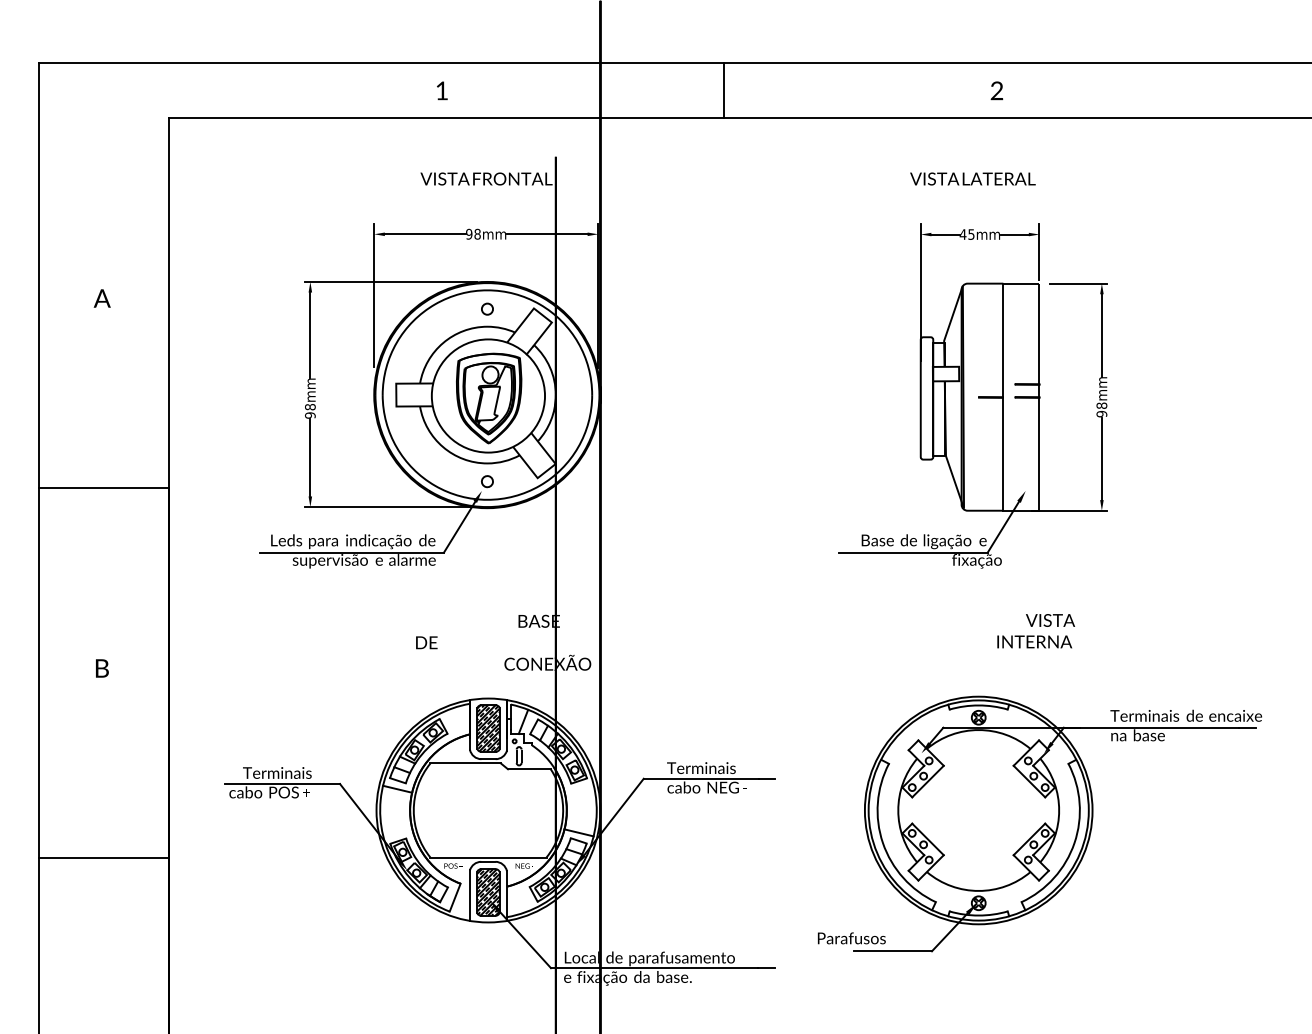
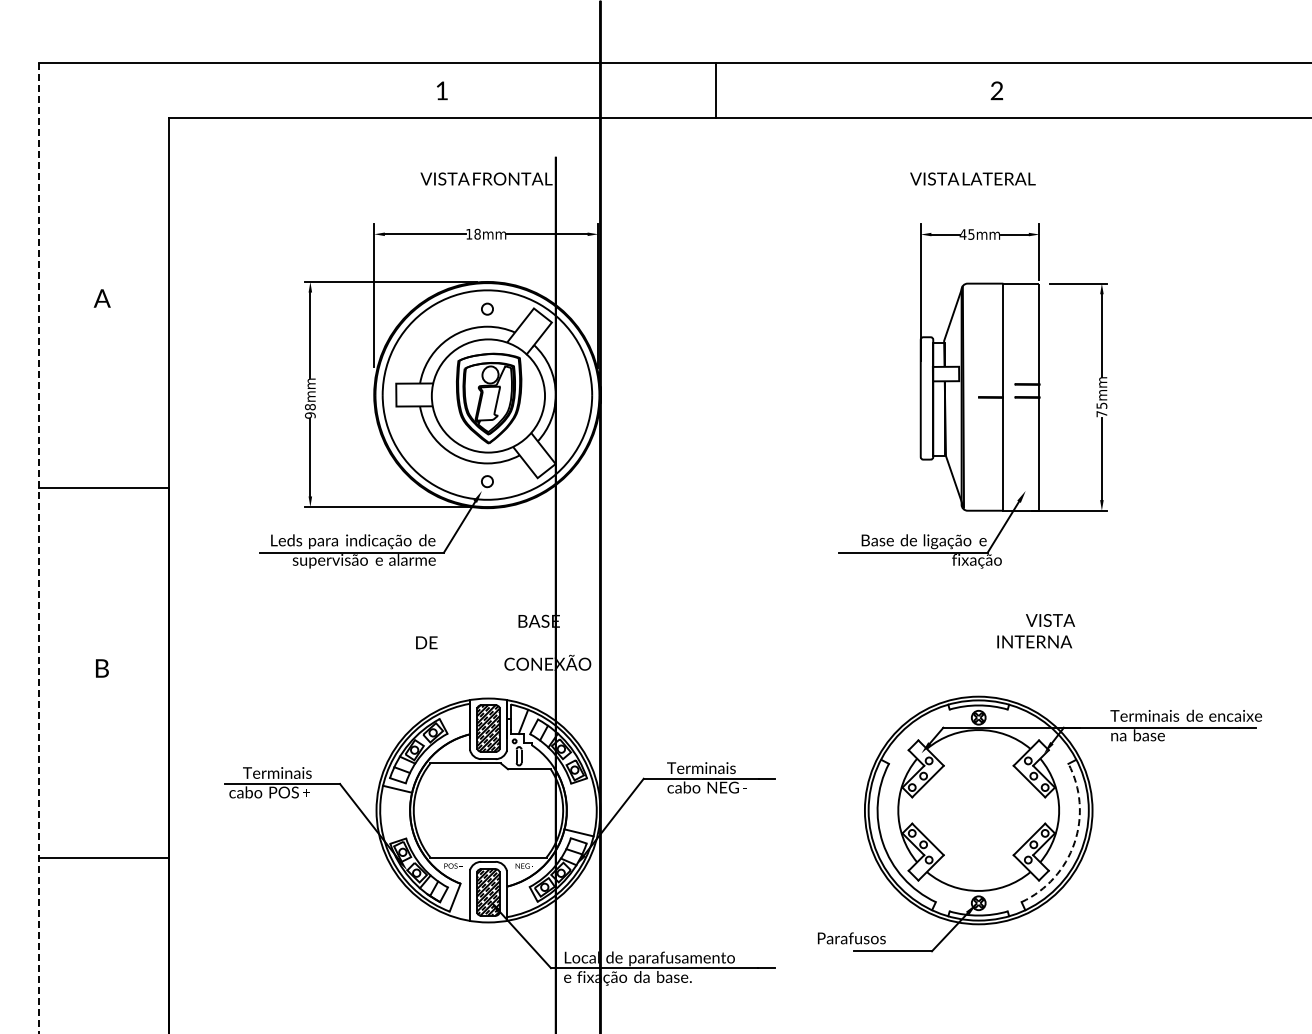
line position: (723, 90) -> (715, 90) (715, 90)
text: 98mm -> 18mm (469, 233)
text: 98mm -> 75mm (1101, 409)
line: solid -> dashed (39, 548)
arc: solid -> dashed (1074, 843)
